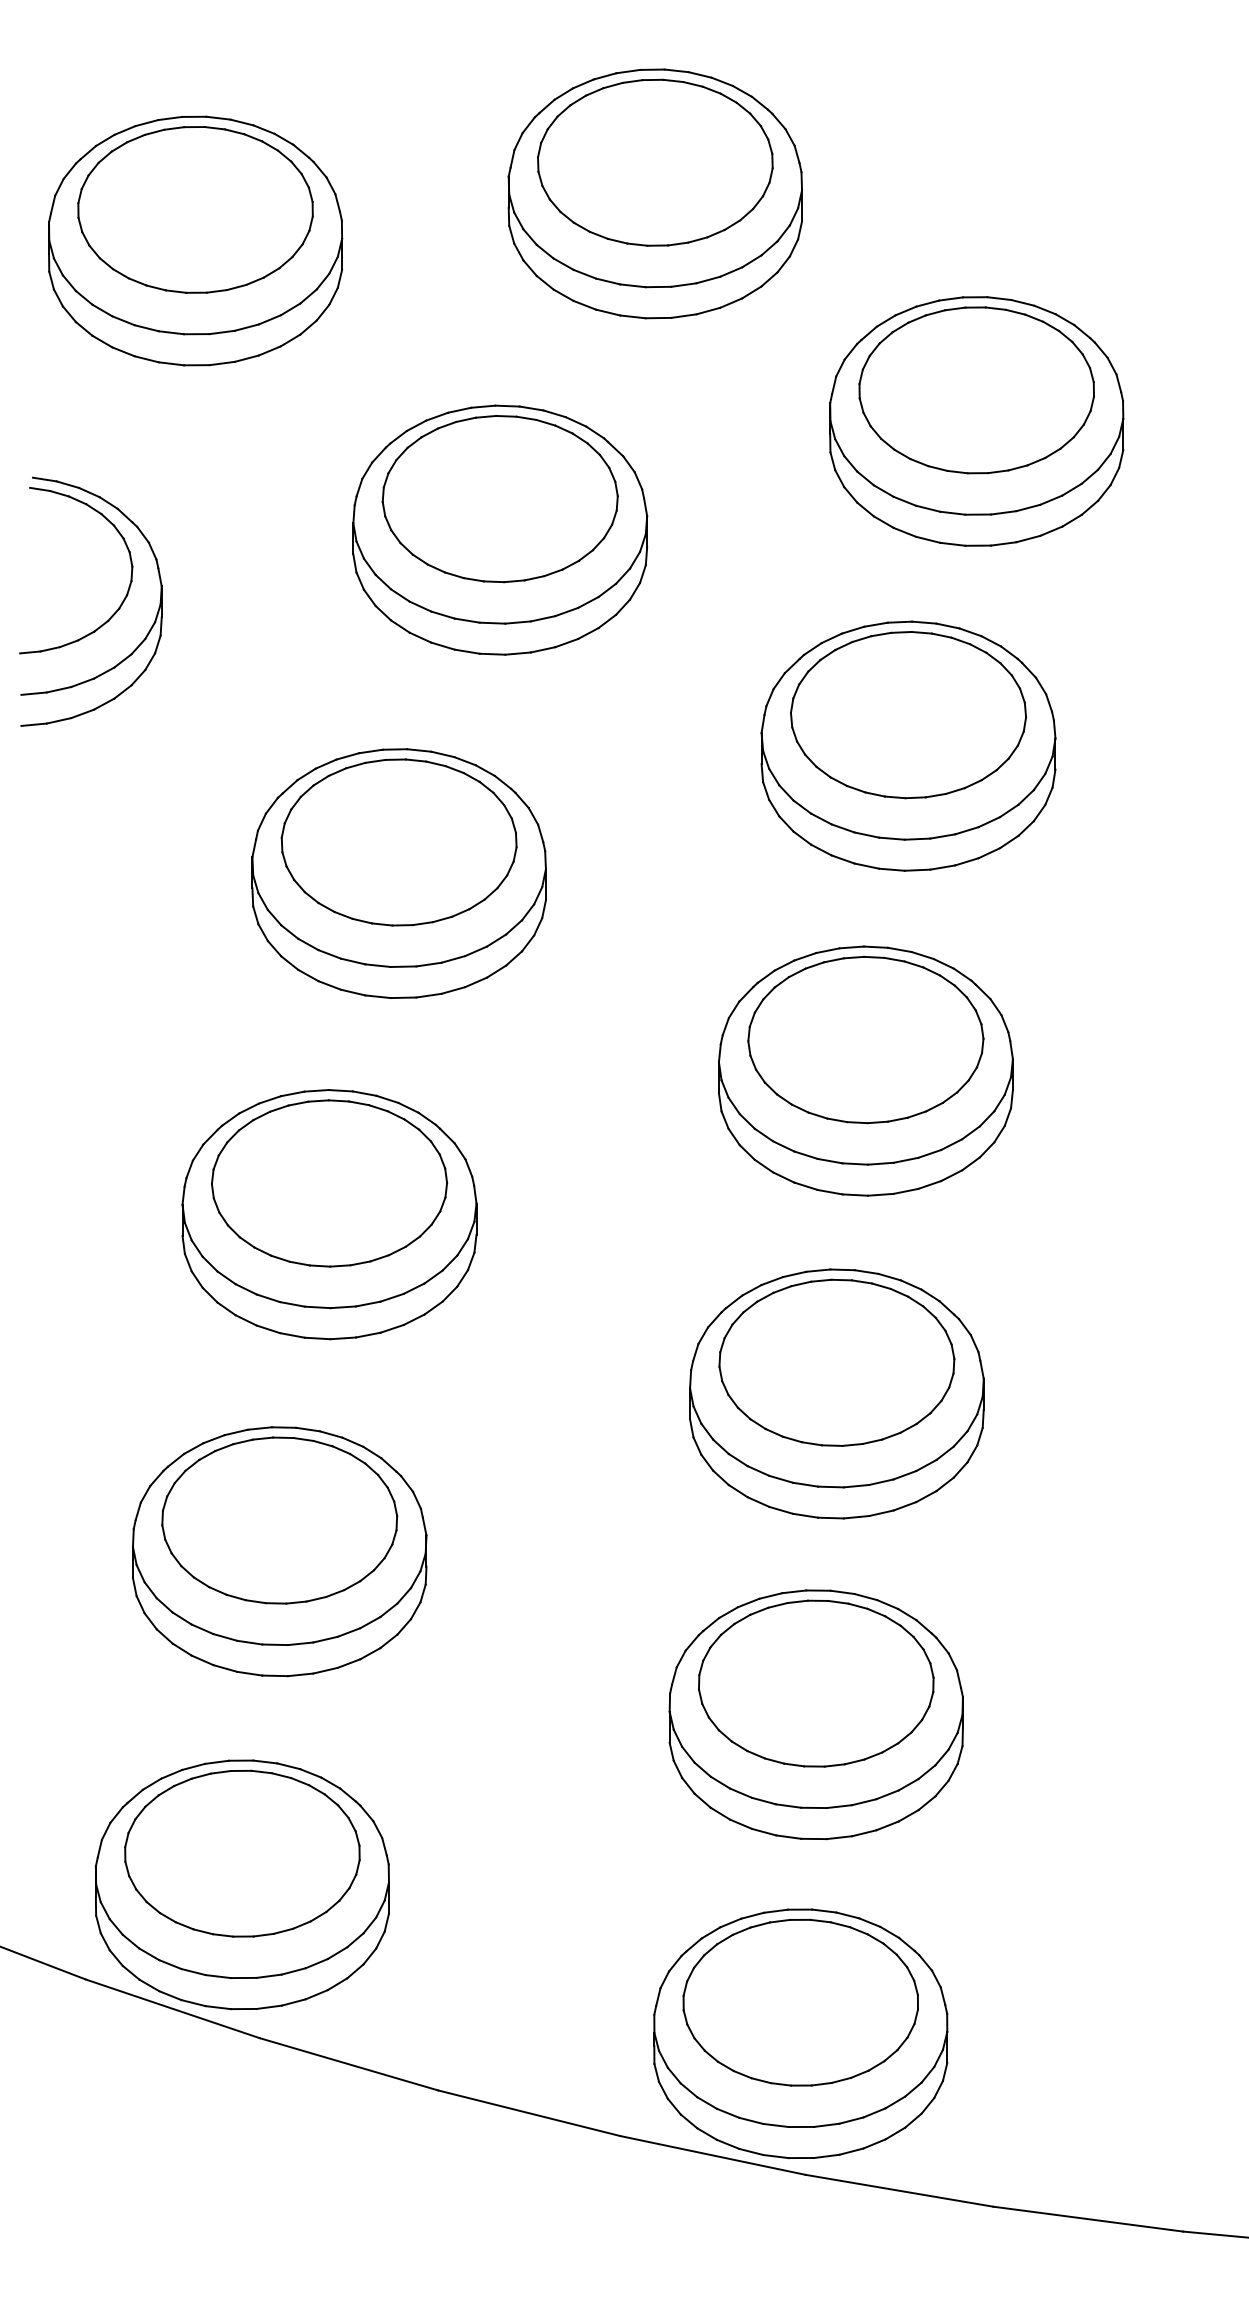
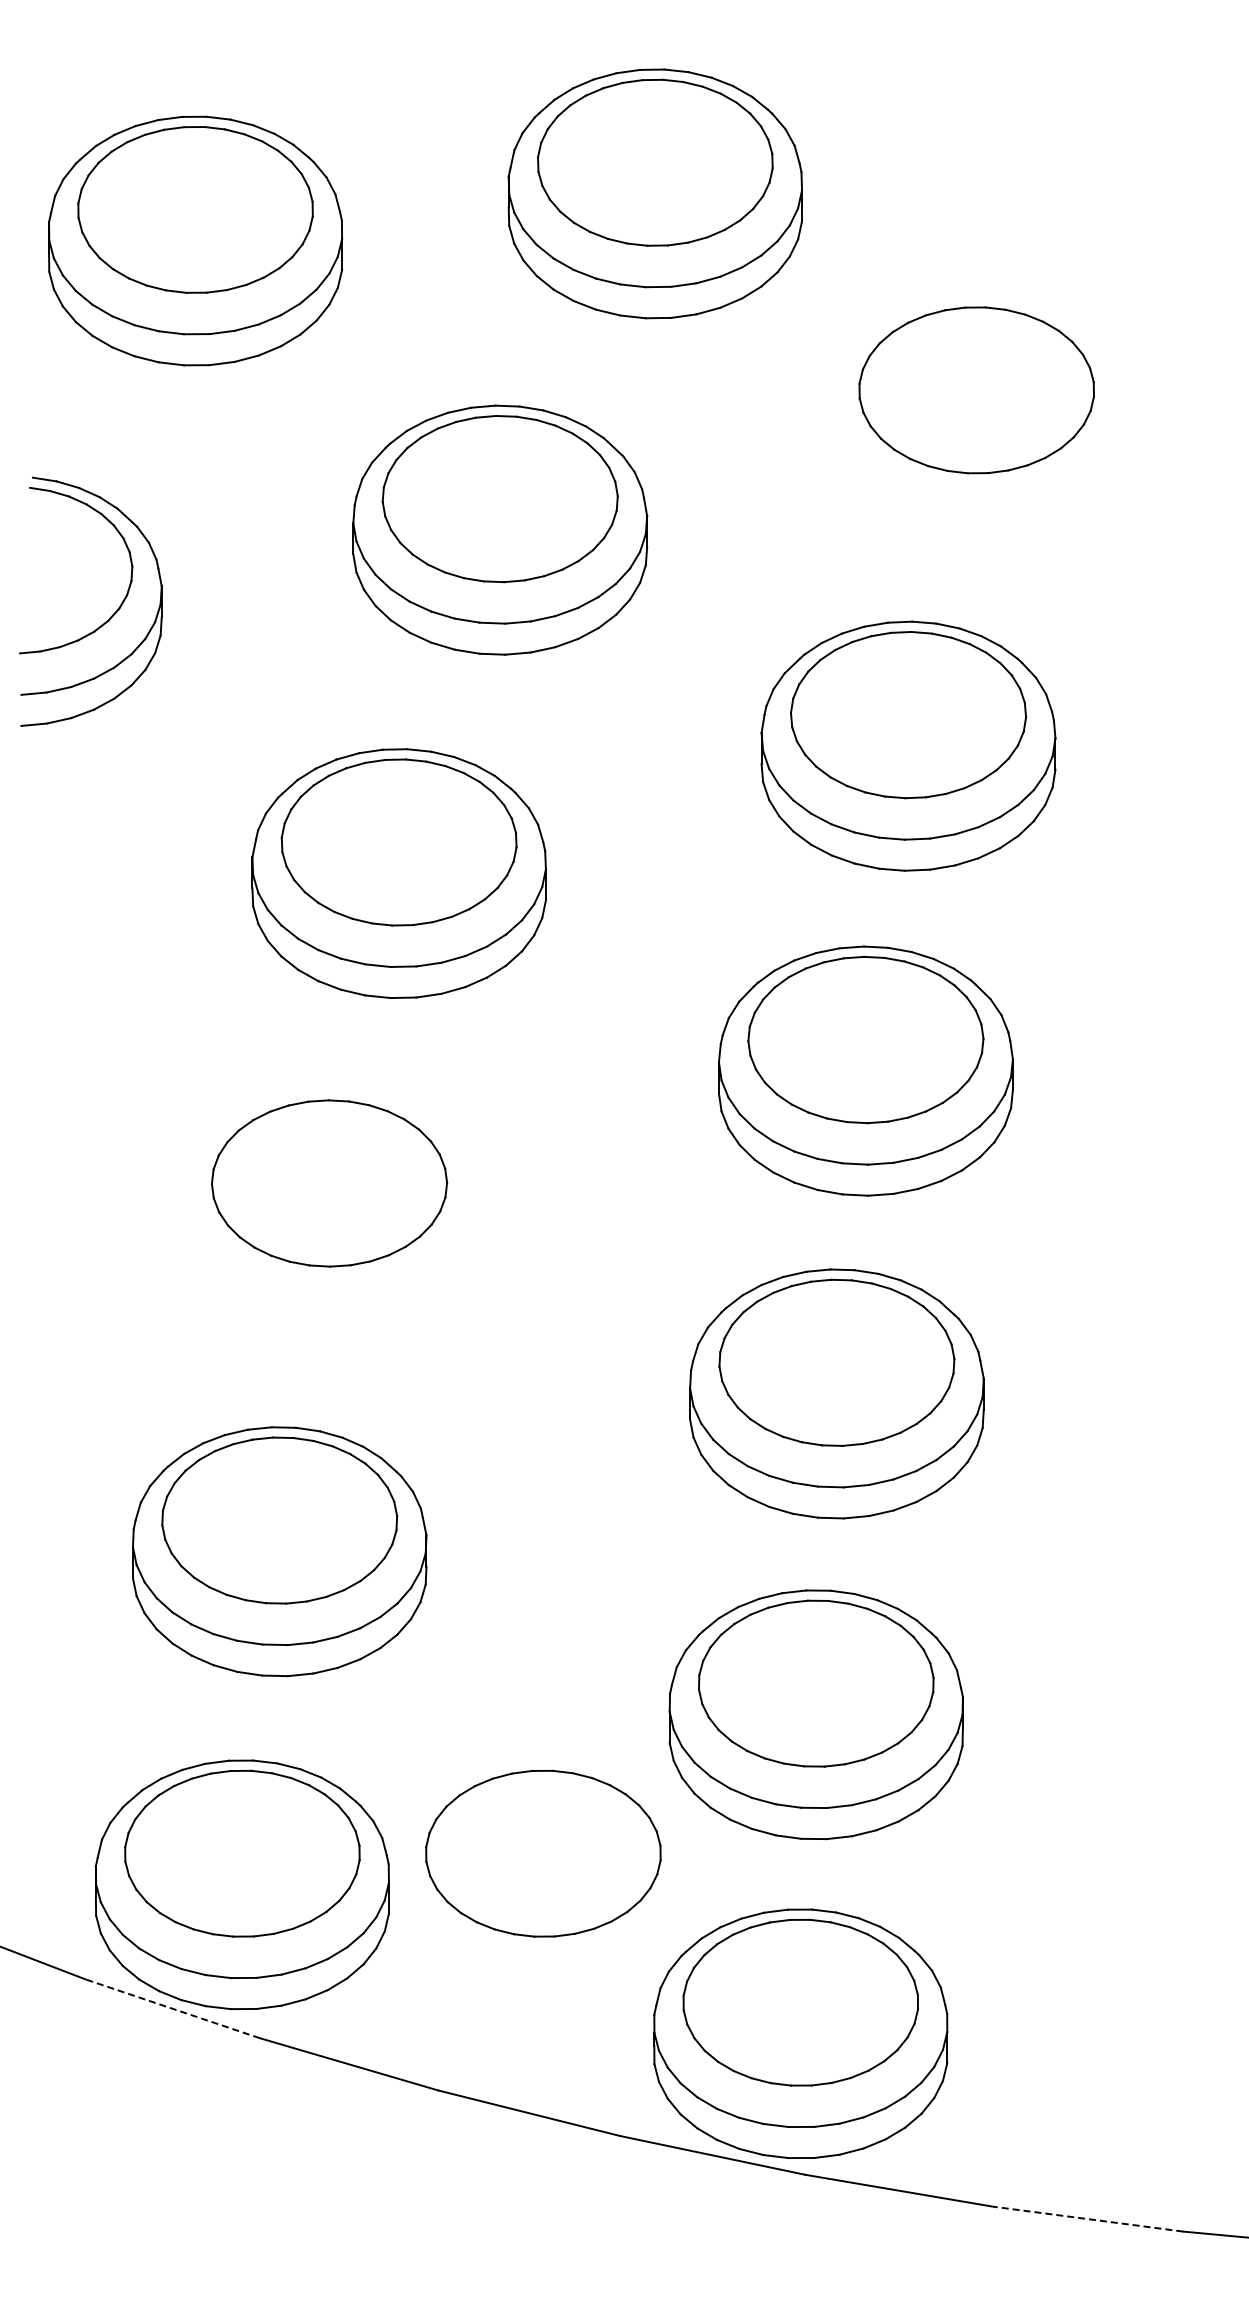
part: present -> none (976, 421)
part: present -> none (329, 1214)
part: none -> present (543, 1853)
line: solid -> dashed (172, 2008)
line: solid -> dashed (1088, 2219)
